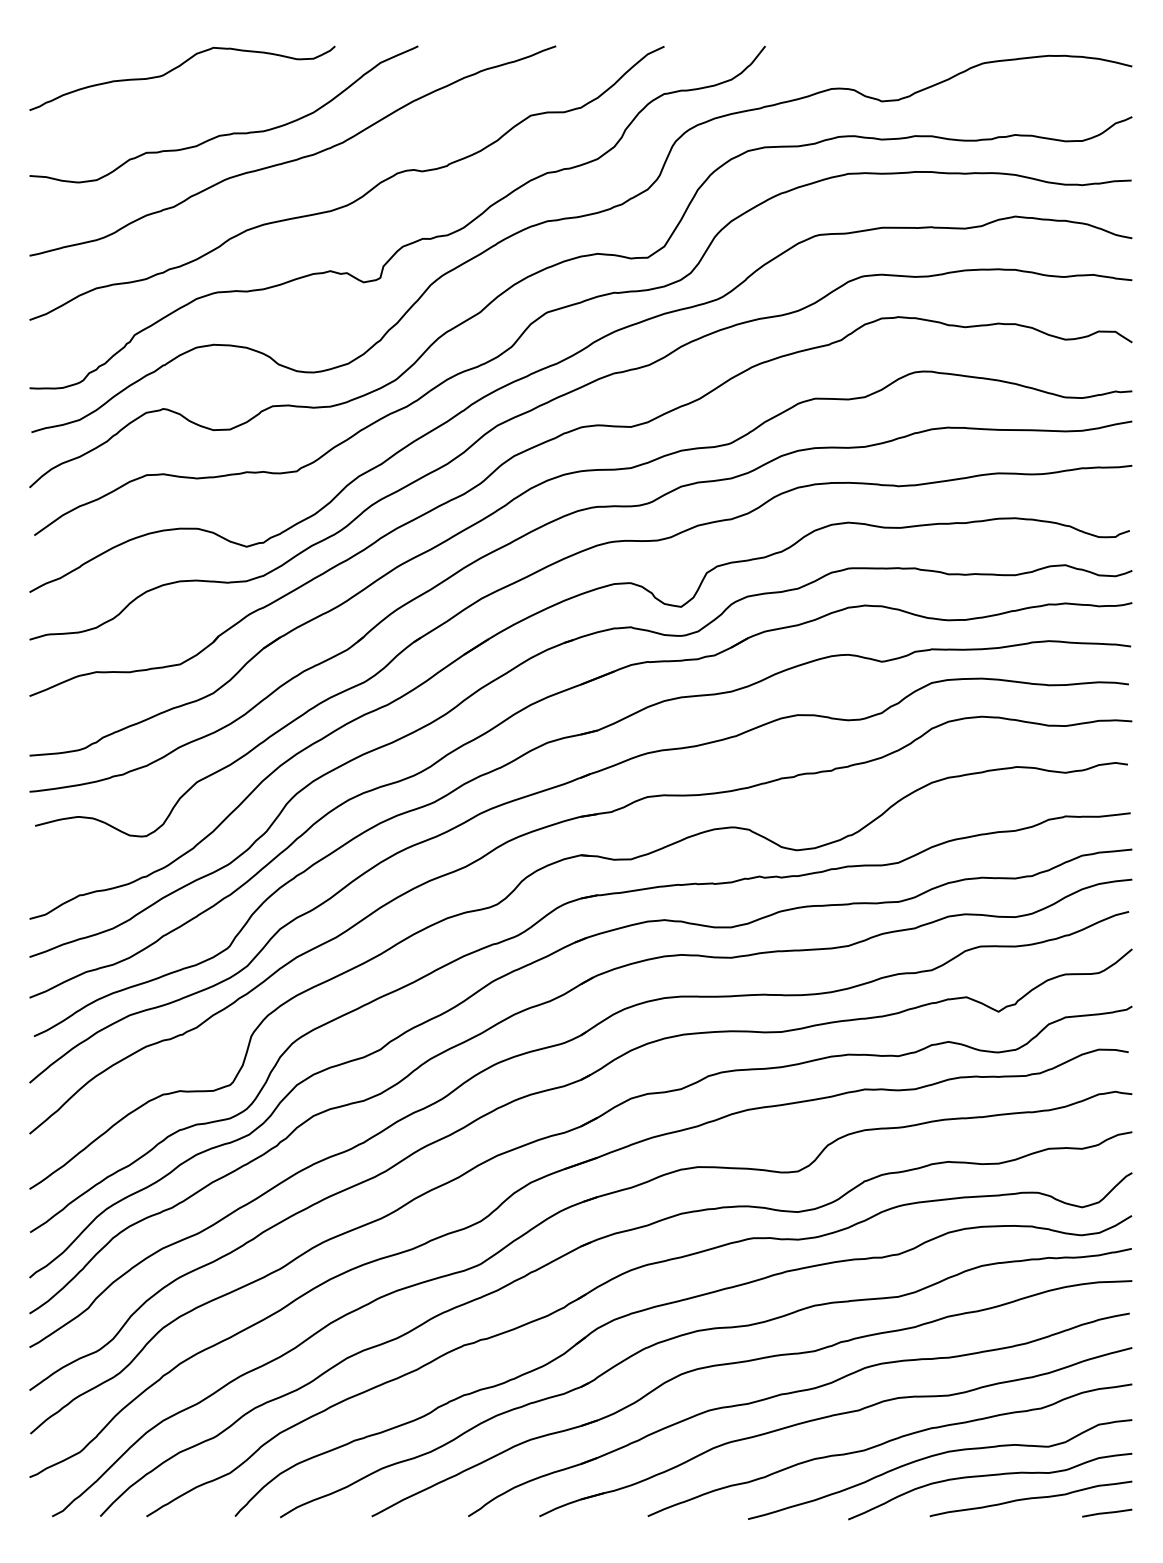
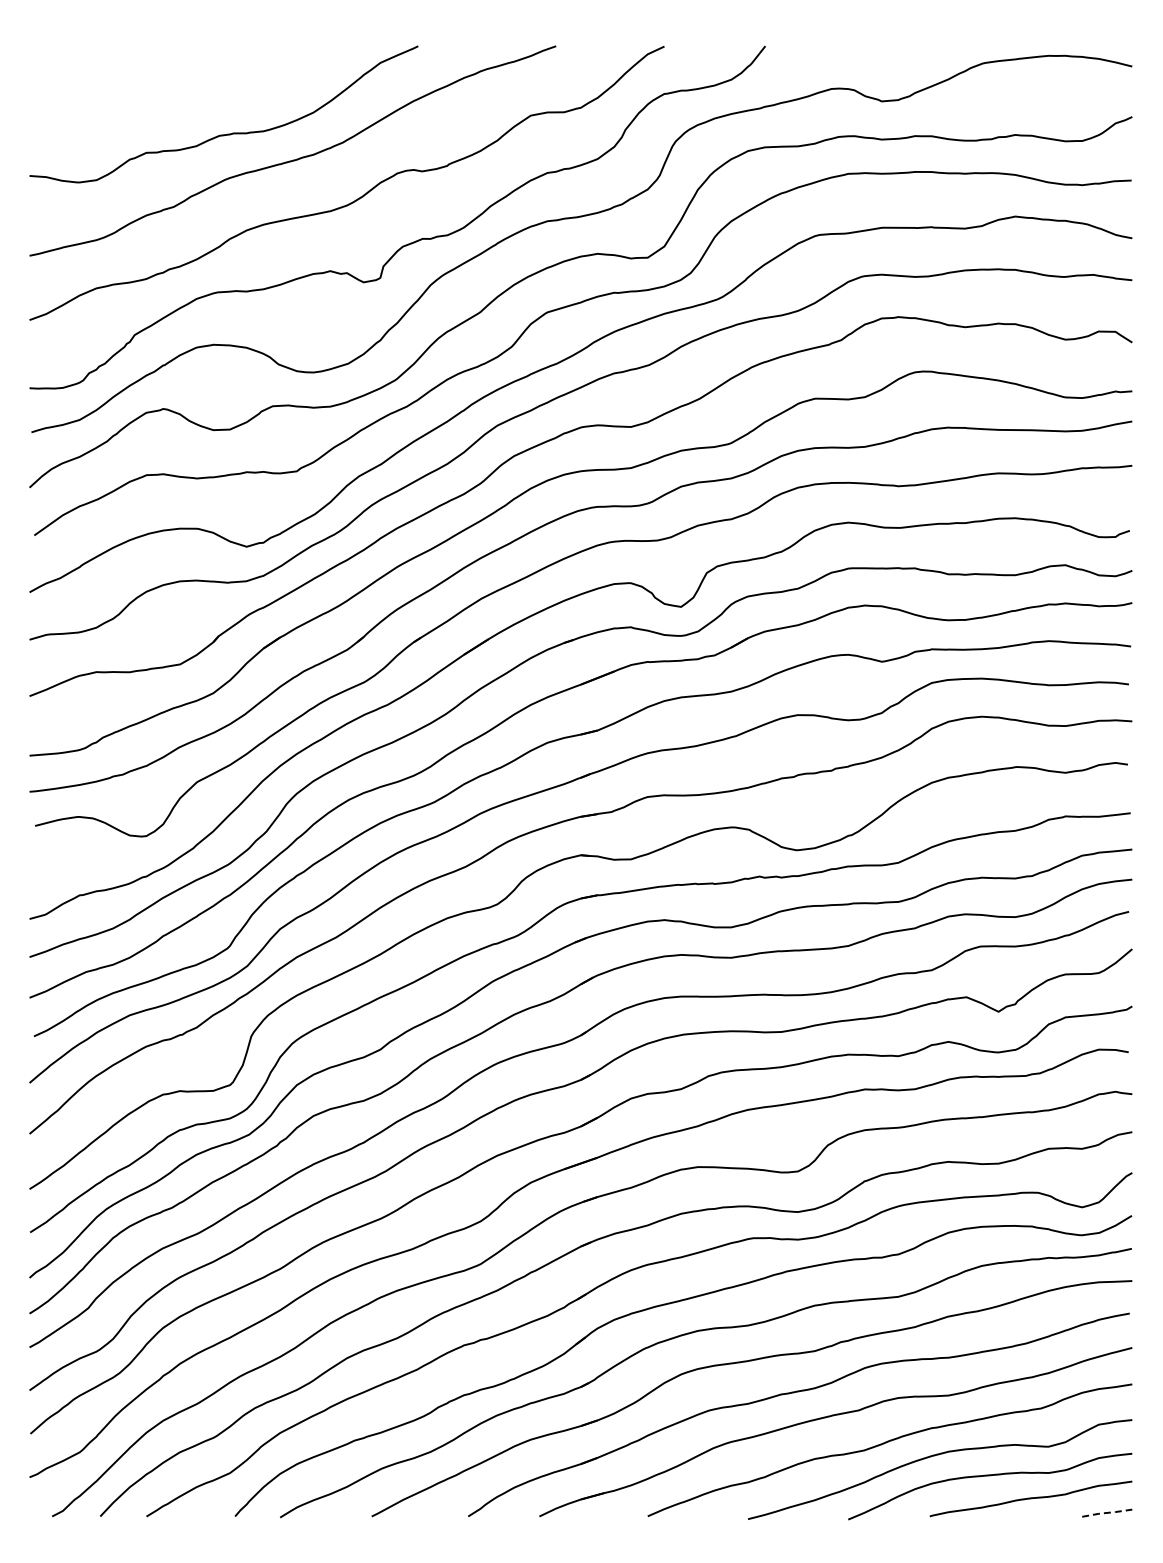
curve: present -> none (177, 68)
line: solid -> dashed (1107, 1512)
